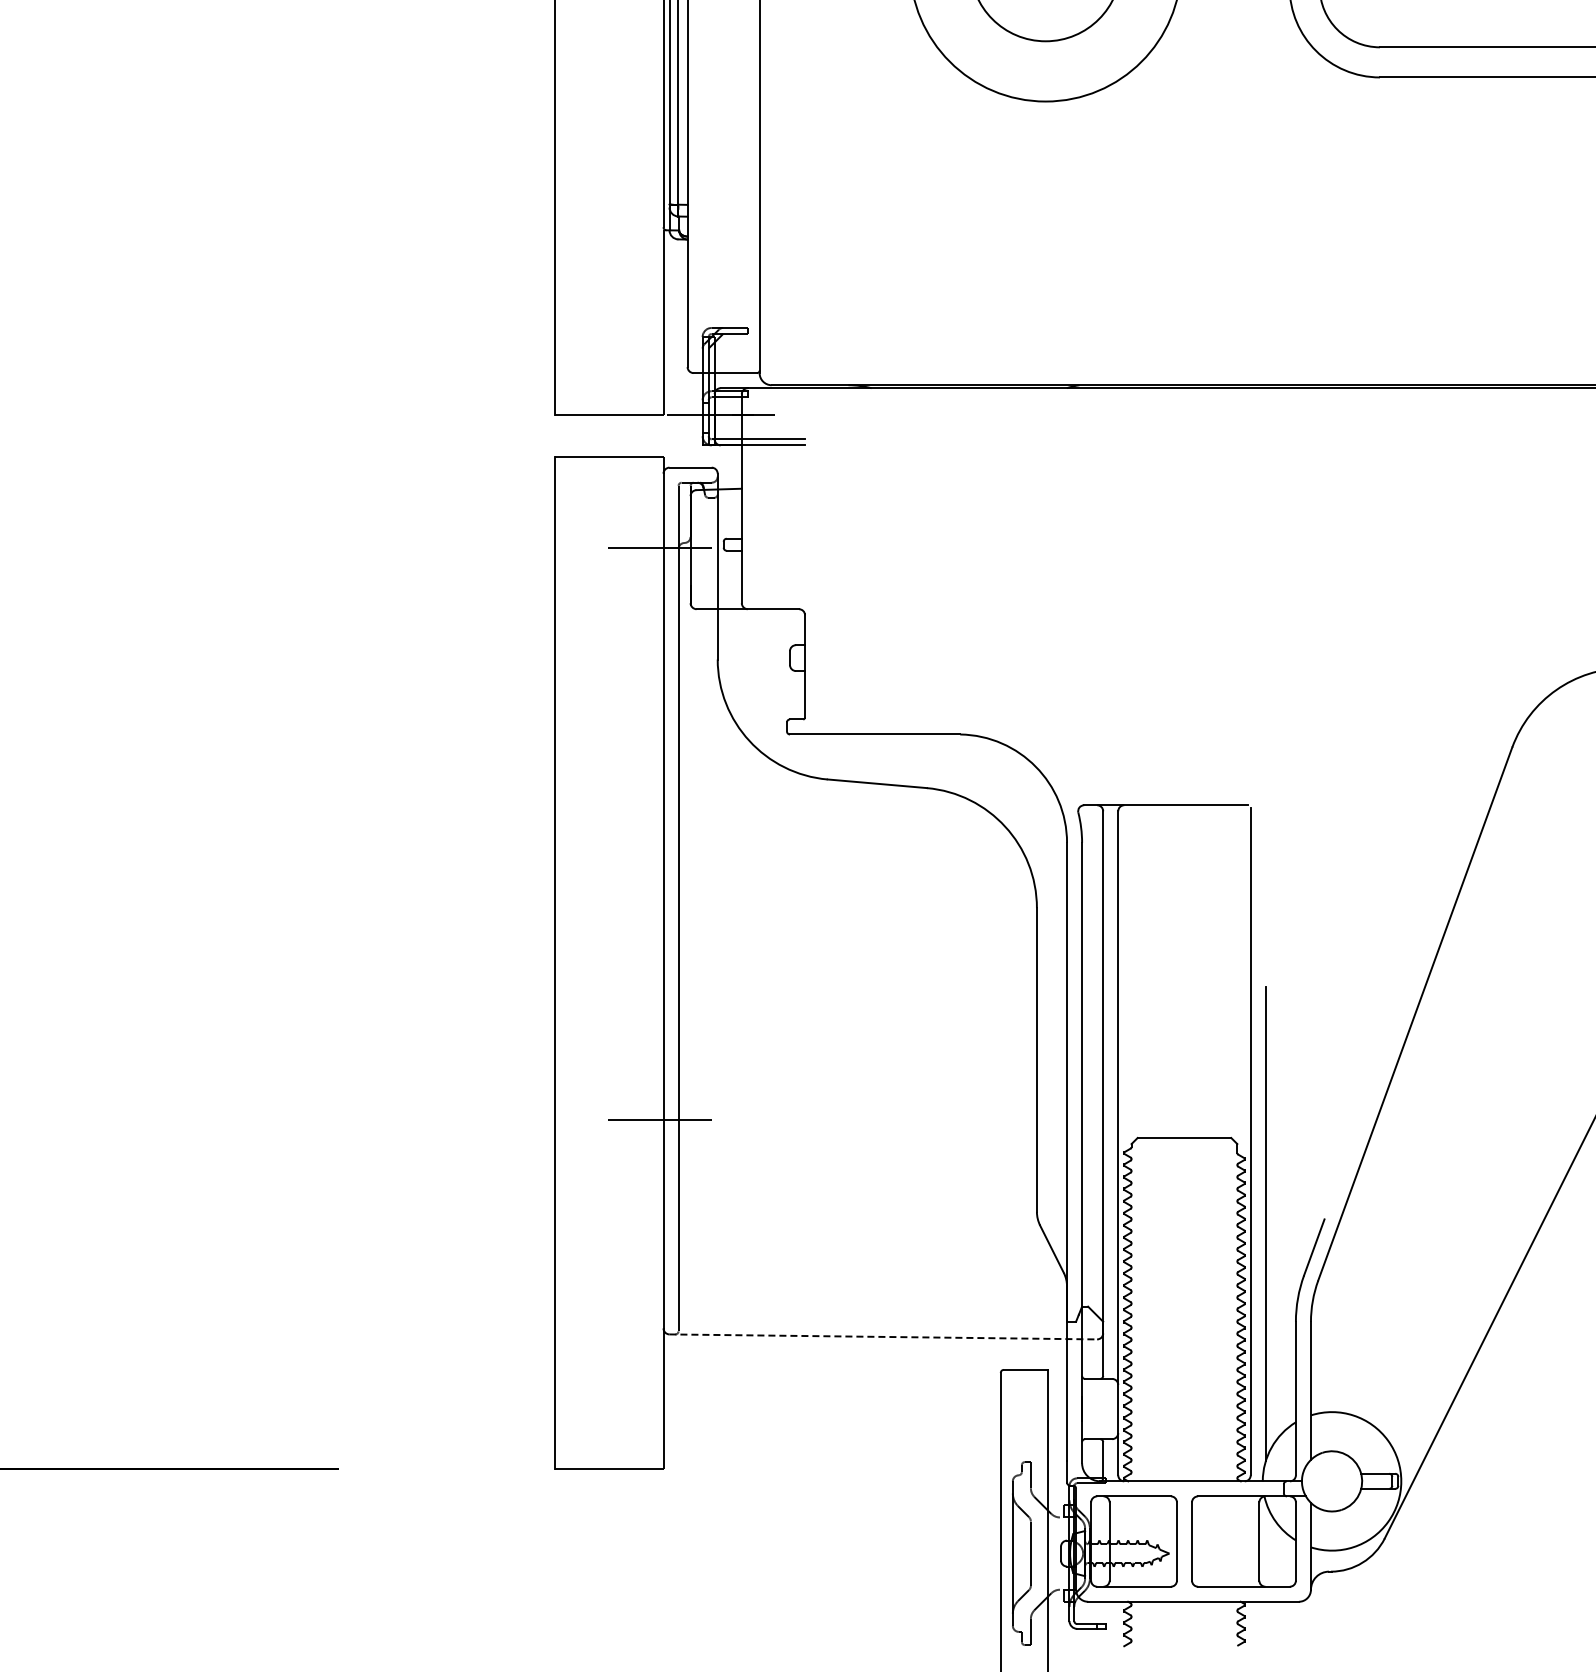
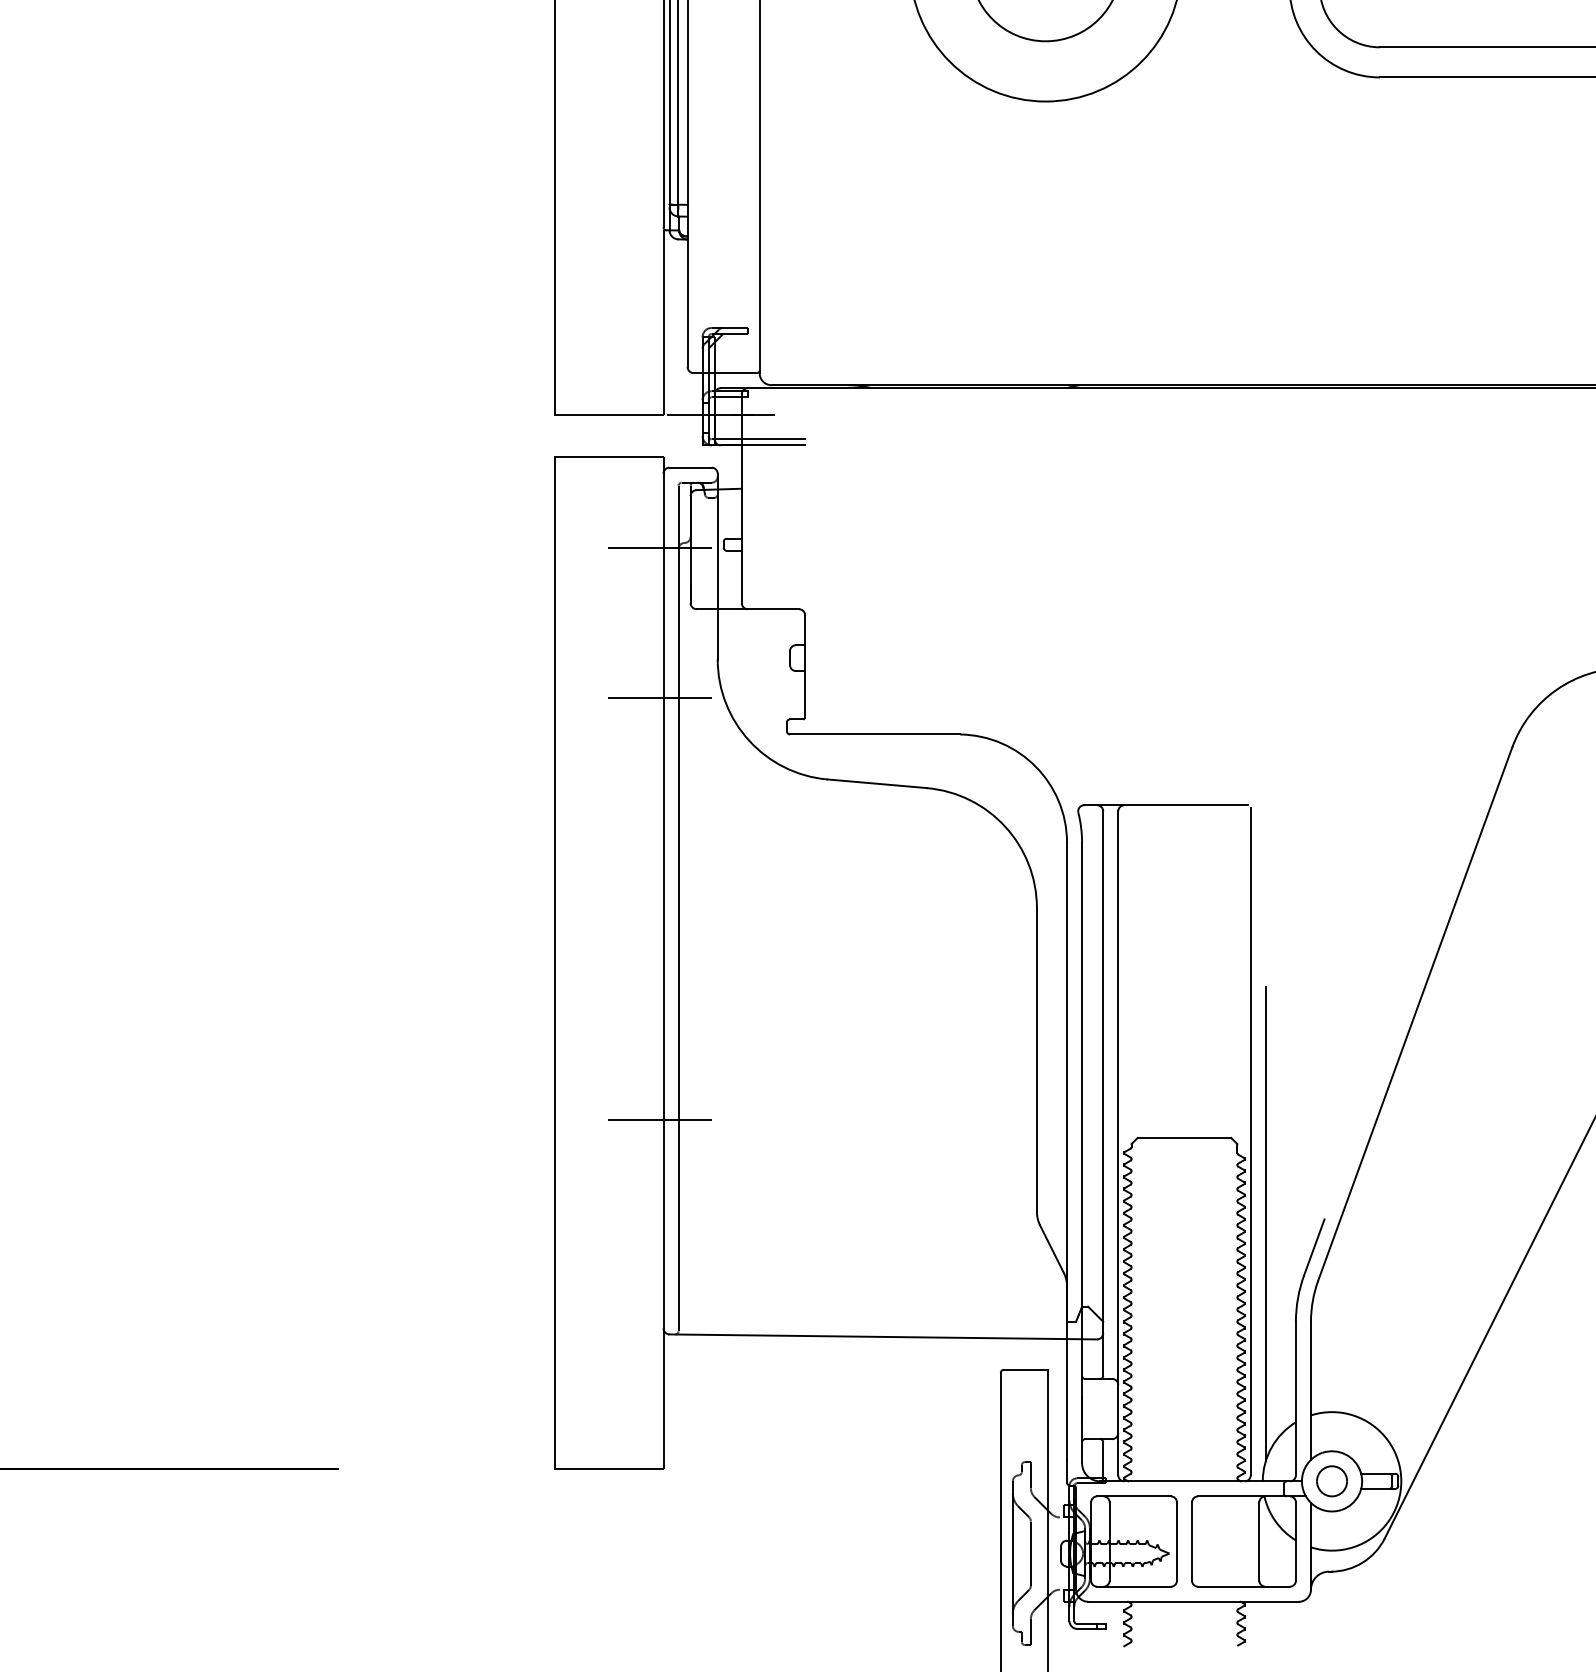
line: none -> present (659, 698)
line: dashed -> solid (883, 1336)
part: none -> present (1331, 1481)
